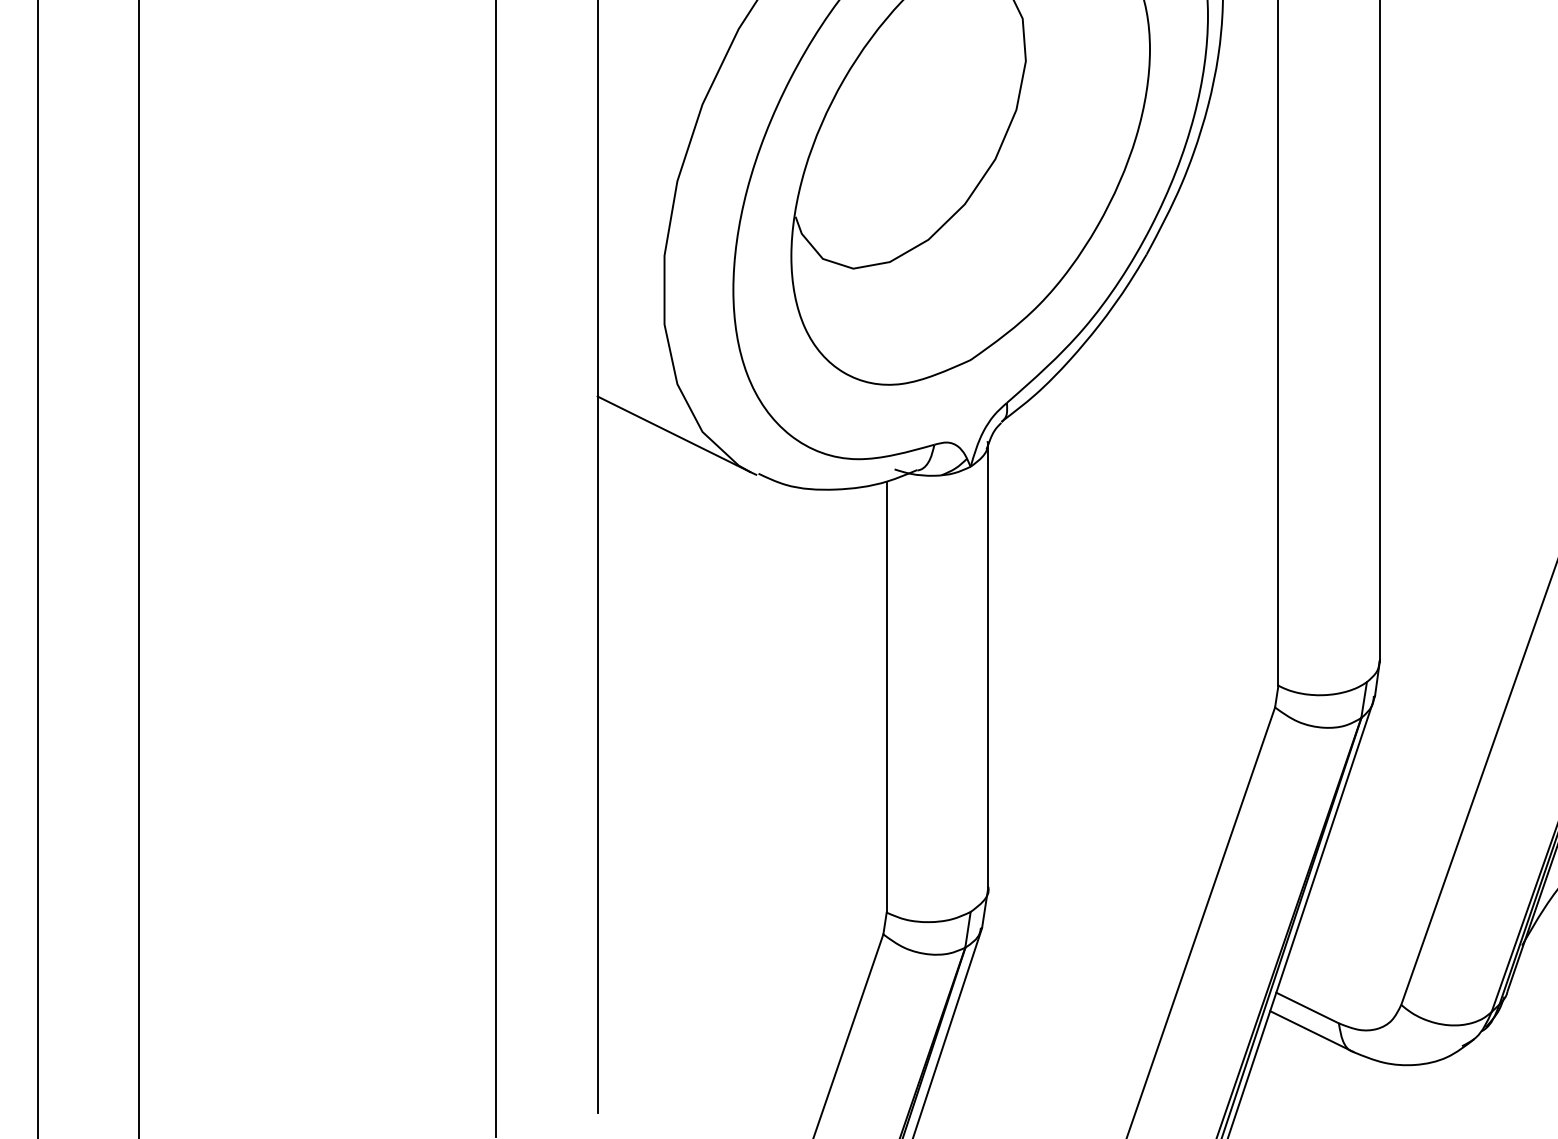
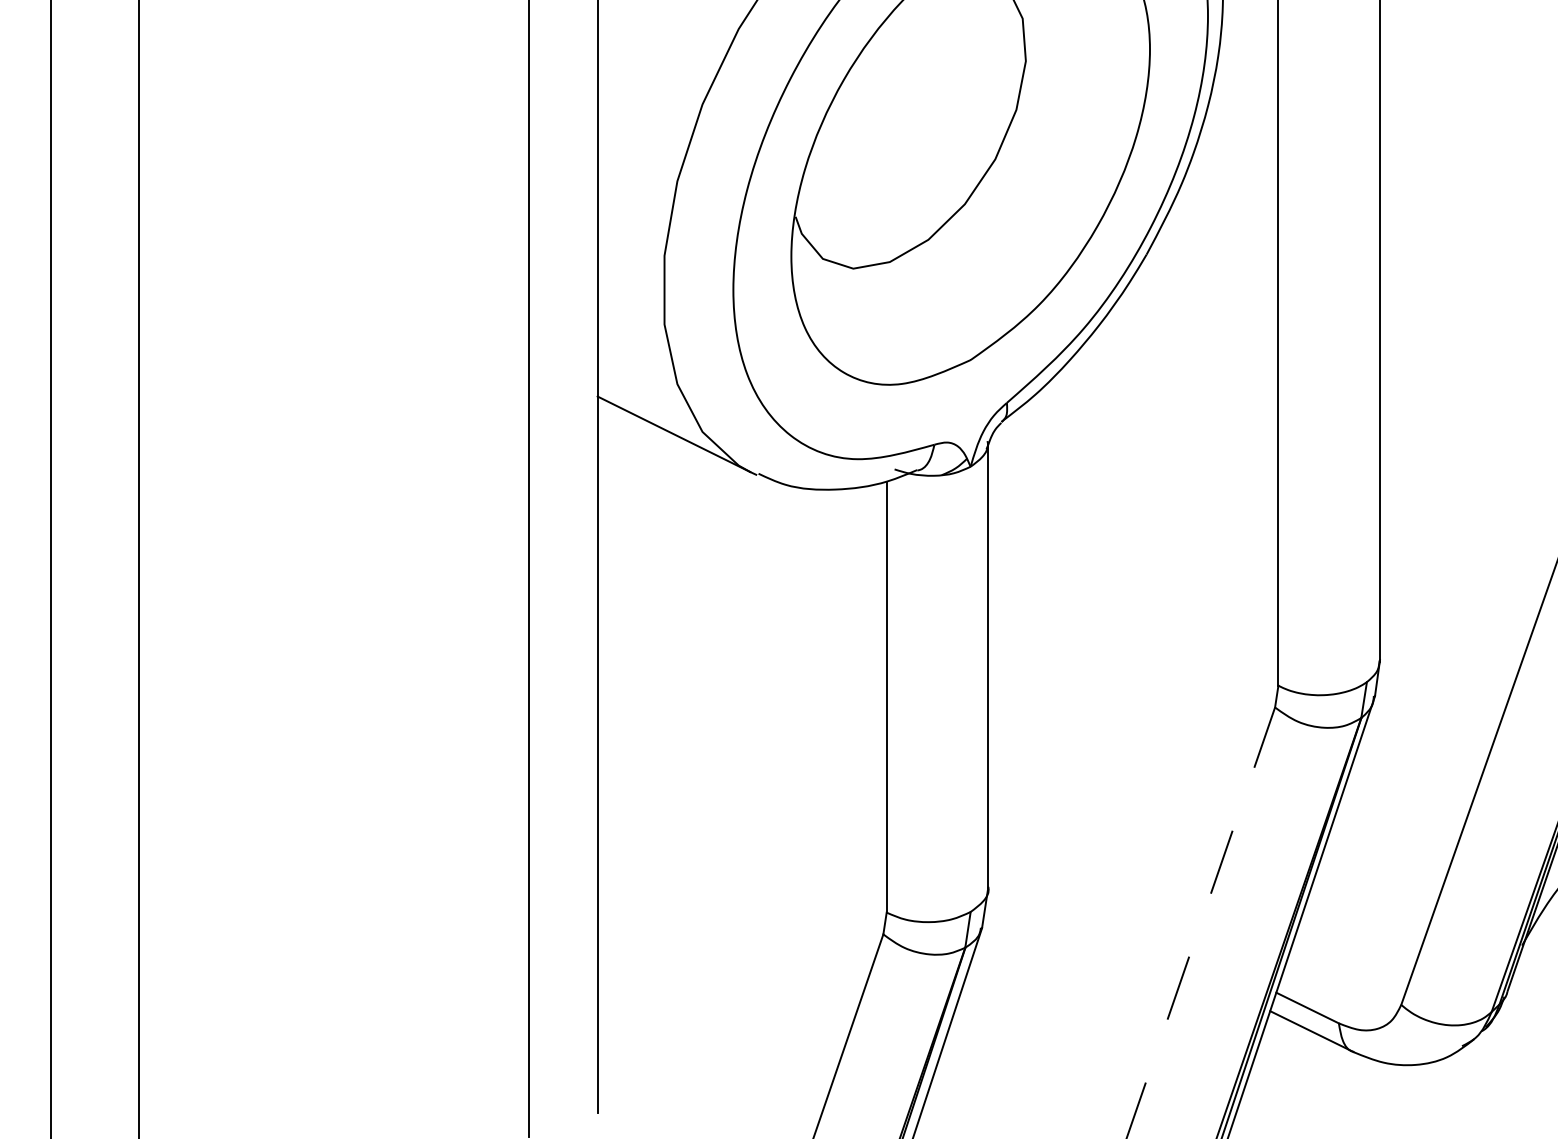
line position: (37, 568) -> (50, 568) (50, 568)
line position: (496, 568) -> (529, 568) (529, 568)
line: solid -> dashed (1200, 922)
